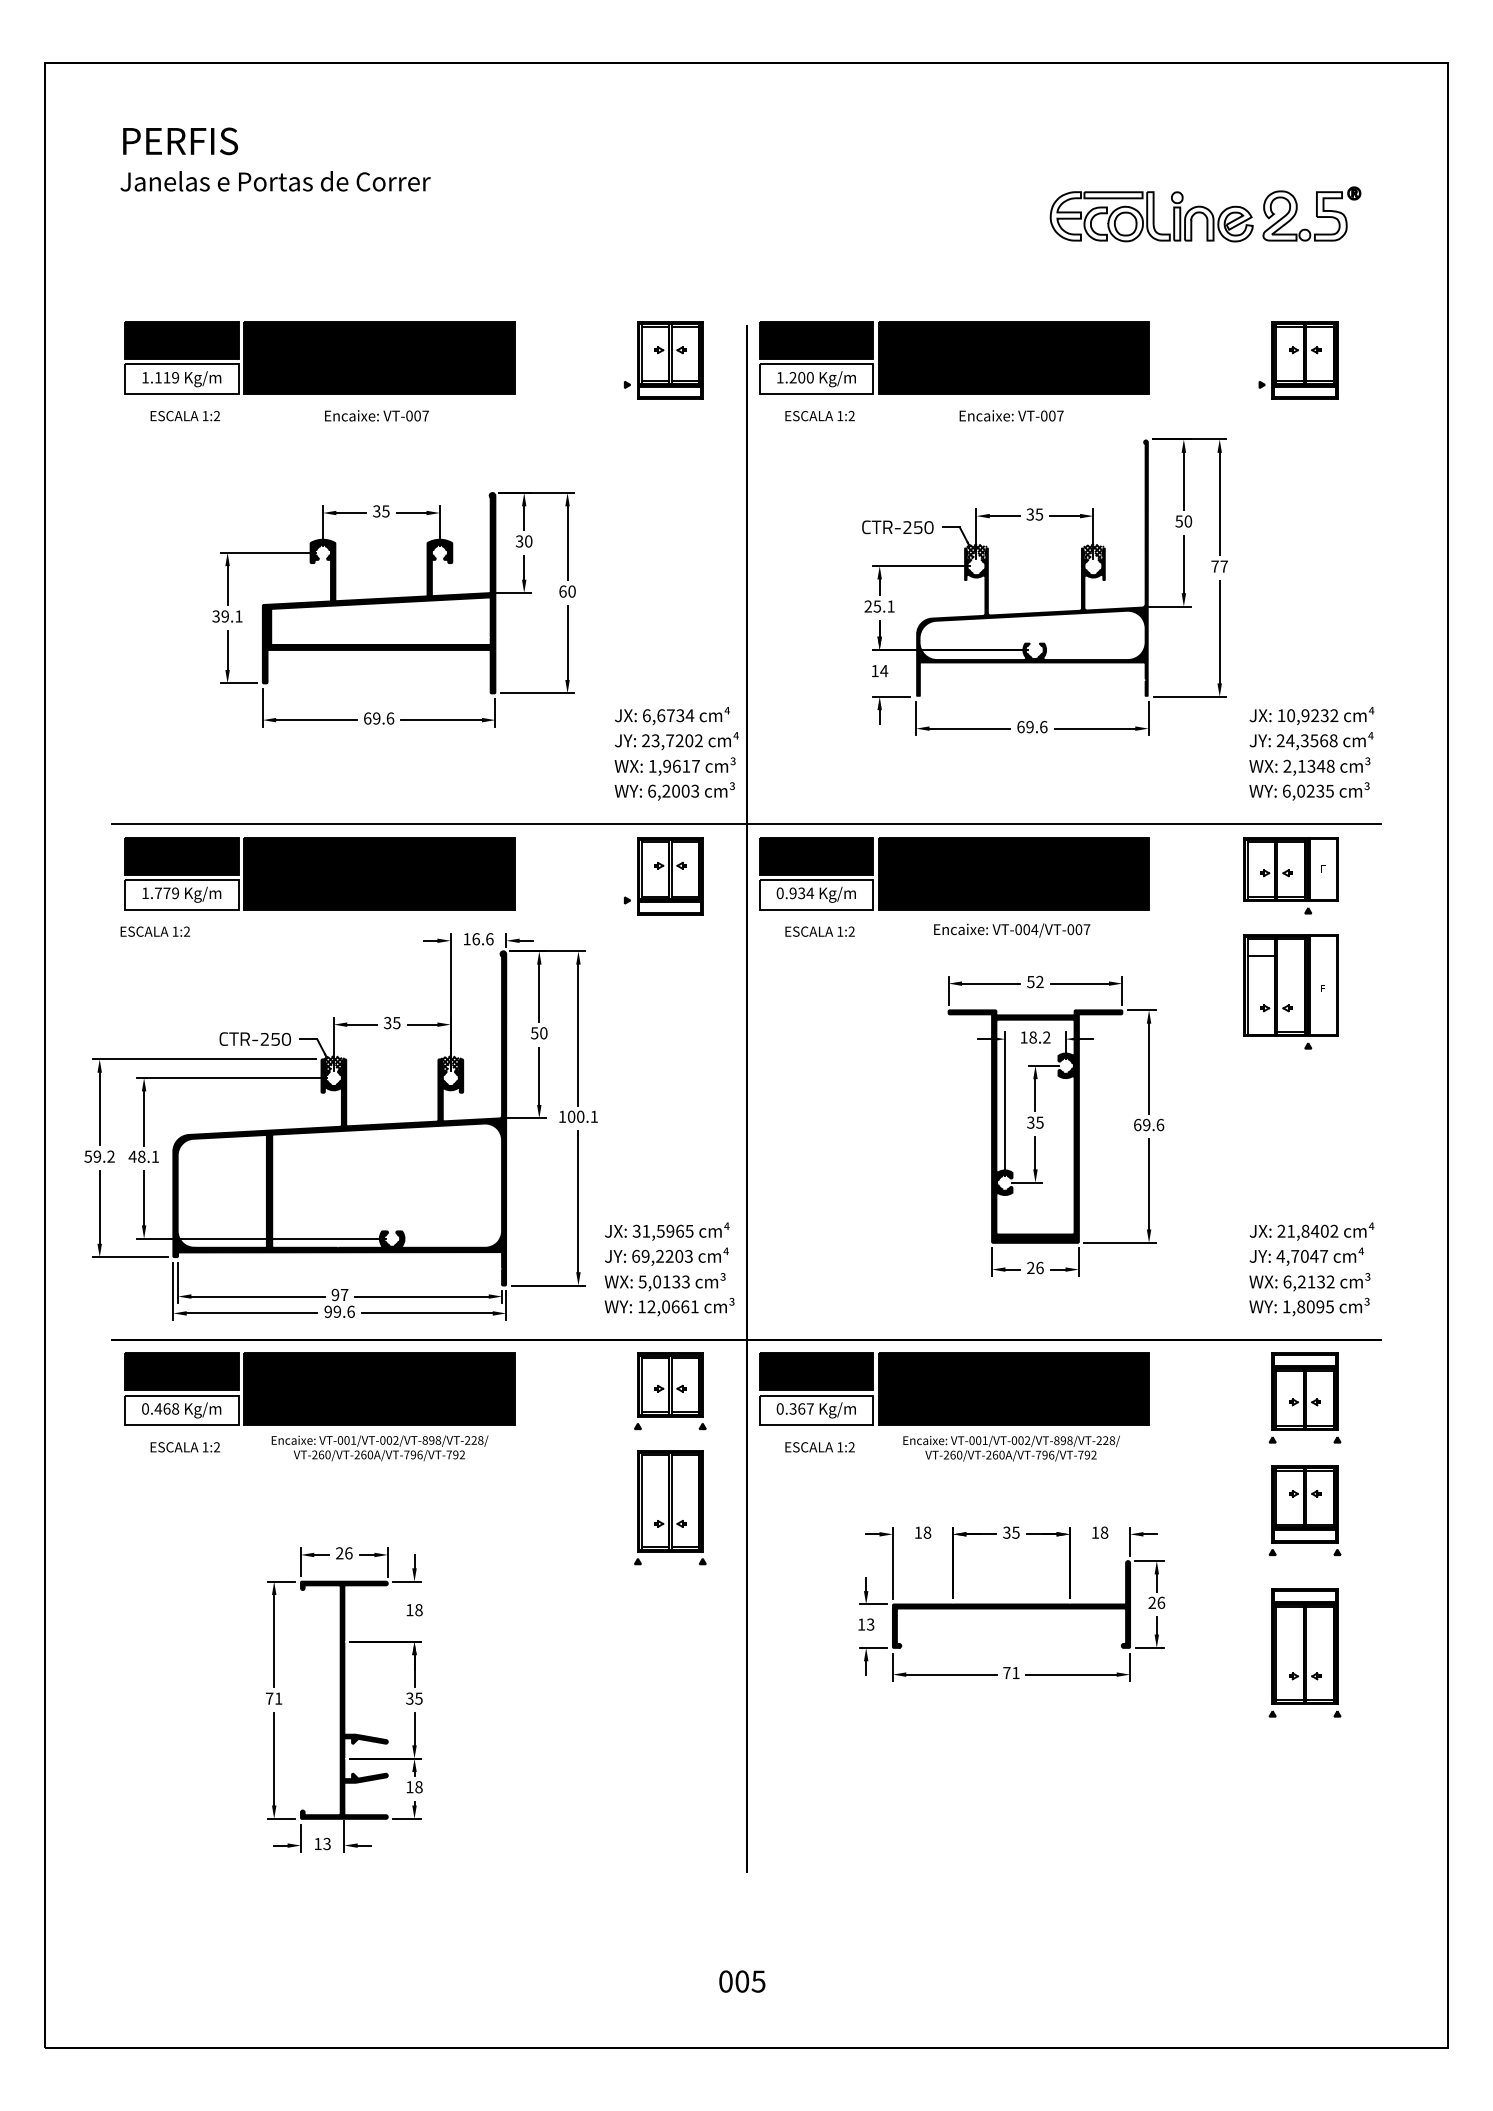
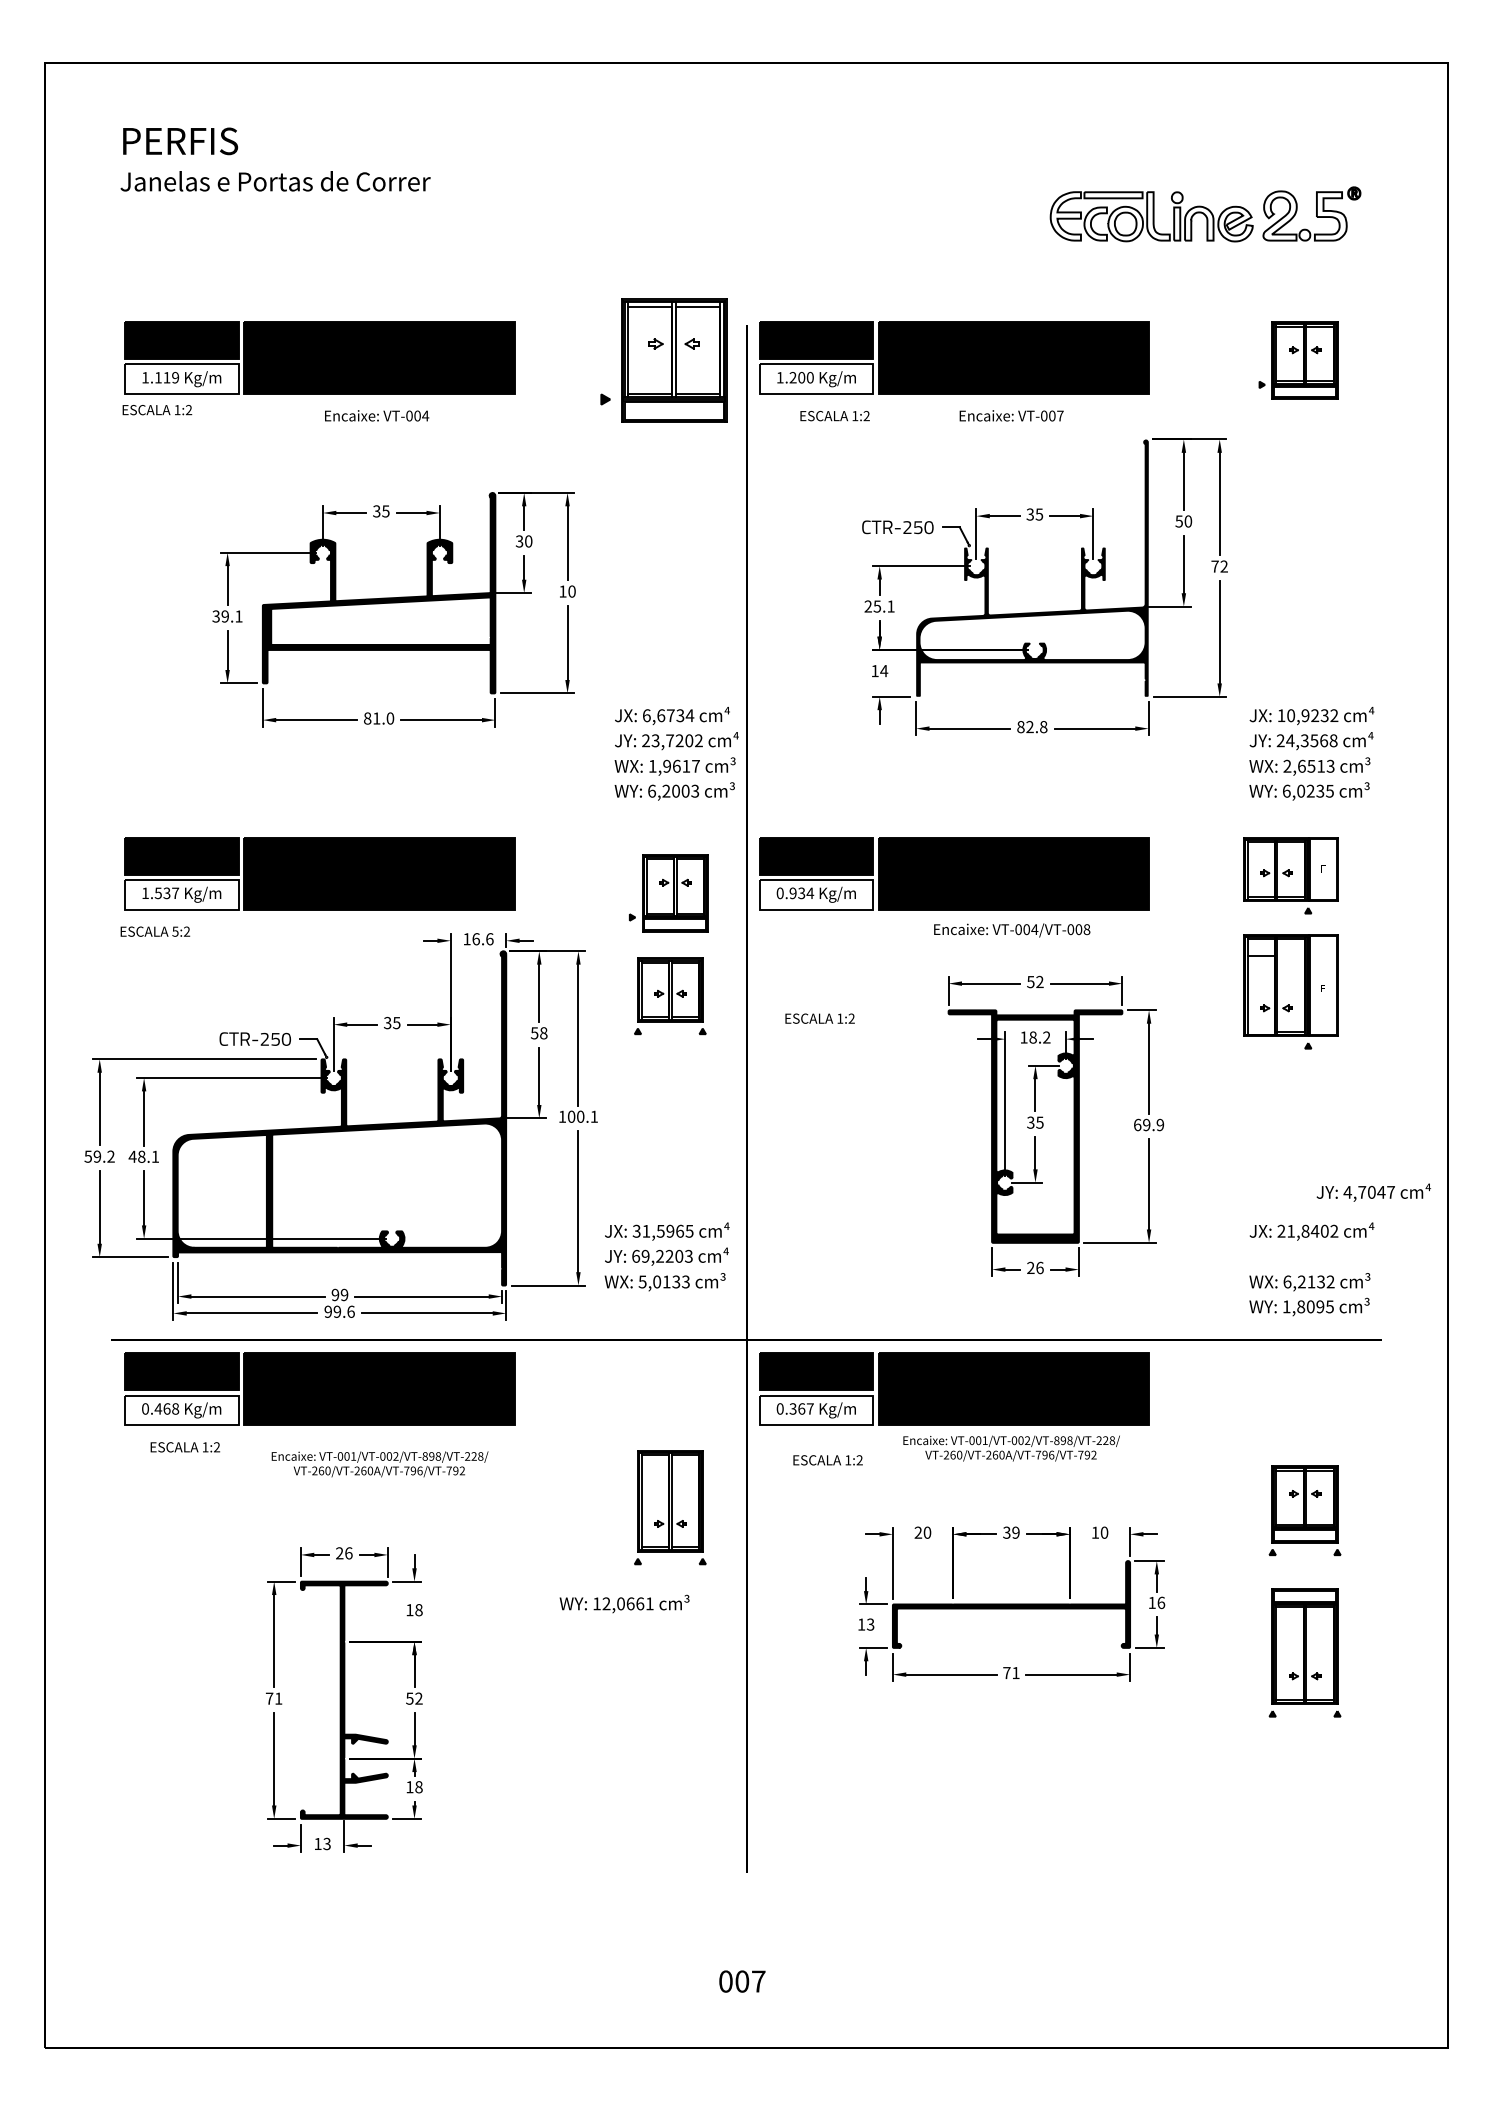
part size: 80x79 px -> 128x125 px (663, 360)
text: VT-007 -> VT-004 (425, 415)
text position: (185, 416) -> (157, 410) (157, 410)
text position: (819, 416) -> (834, 416) (834, 416)
hatch: present -> none (976, 551)
hatch: present -> none (1093, 551)
text: 77 -> 72 (1223, 566)
text: 60 -> 10 (562, 591)
text: 69.6 -> 81.0 (379, 718)
text: 69.6 -> 82.8 (1032, 727)
text: 2,1348 -> 2,6513 (1316, 765)
line: present -> none (746, 824)
part position: (663, 876) -> (668, 893) (668, 893)
text: 1.779 -> 1.537 (166, 893)
text: VT-004/VT-007 -> VT-004/VT-008 (1086, 929)
text: 1:2 -> 5:2 (175, 931)
text position: (819, 931) -> (819, 1018) (819, 1018)
text: 50 -> 58 (543, 1033)
hatch: present -> none (334, 1062)
hatch: present -> none (451, 1062)
text: 69.6 -> 69.9 (1160, 1124)
text position: (1306, 1256) -> (1373, 1192) (1373, 1192)
text: 97 -> 99 (344, 1294)
text position: (669, 1306) -> (624, 1603) (624, 1603)
part position: (670, 1391) -> (670, 996) (670, 996)
part: present -> none (1304, 1397)
text position: (819, 1447) -> (827, 1460) (827, 1460)
text position: (379, 1448) -> (379, 1464) (379, 1464)
text: 18 -> 20 (922, 1532)
text: 35 -> 39 (1015, 1532)
text: 18 -> 10 (1104, 1532)
text: 26 -> 16 (1151, 1602)
text: 35 -> 52 (414, 1698)
text: 005 -> 007 (758, 1981)
